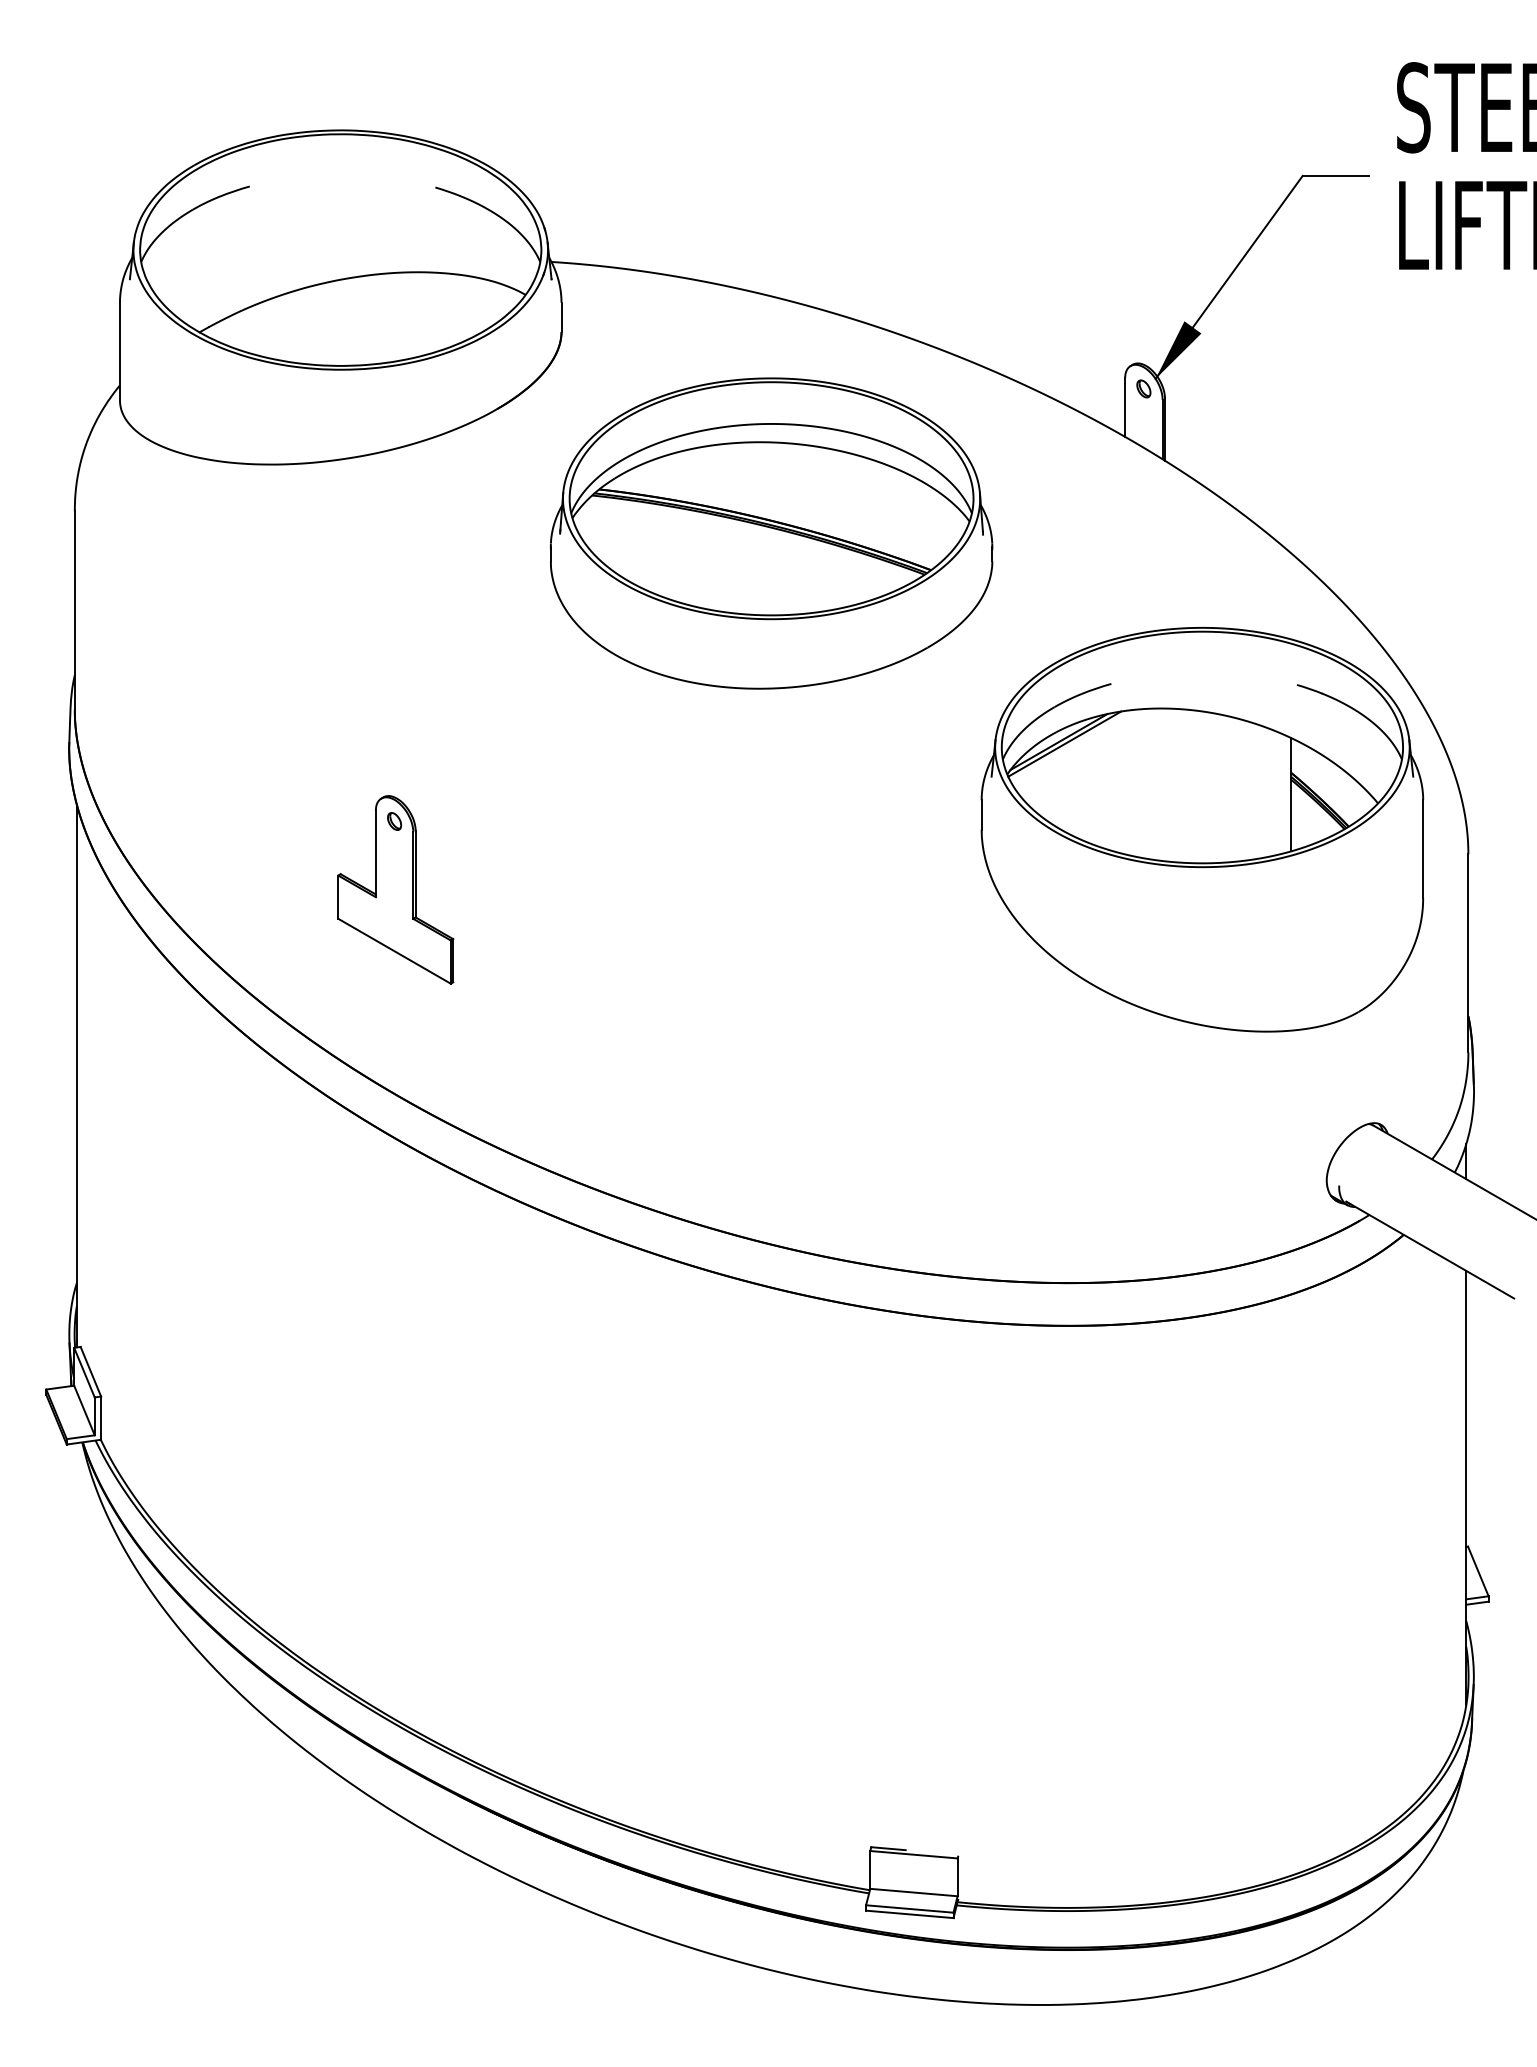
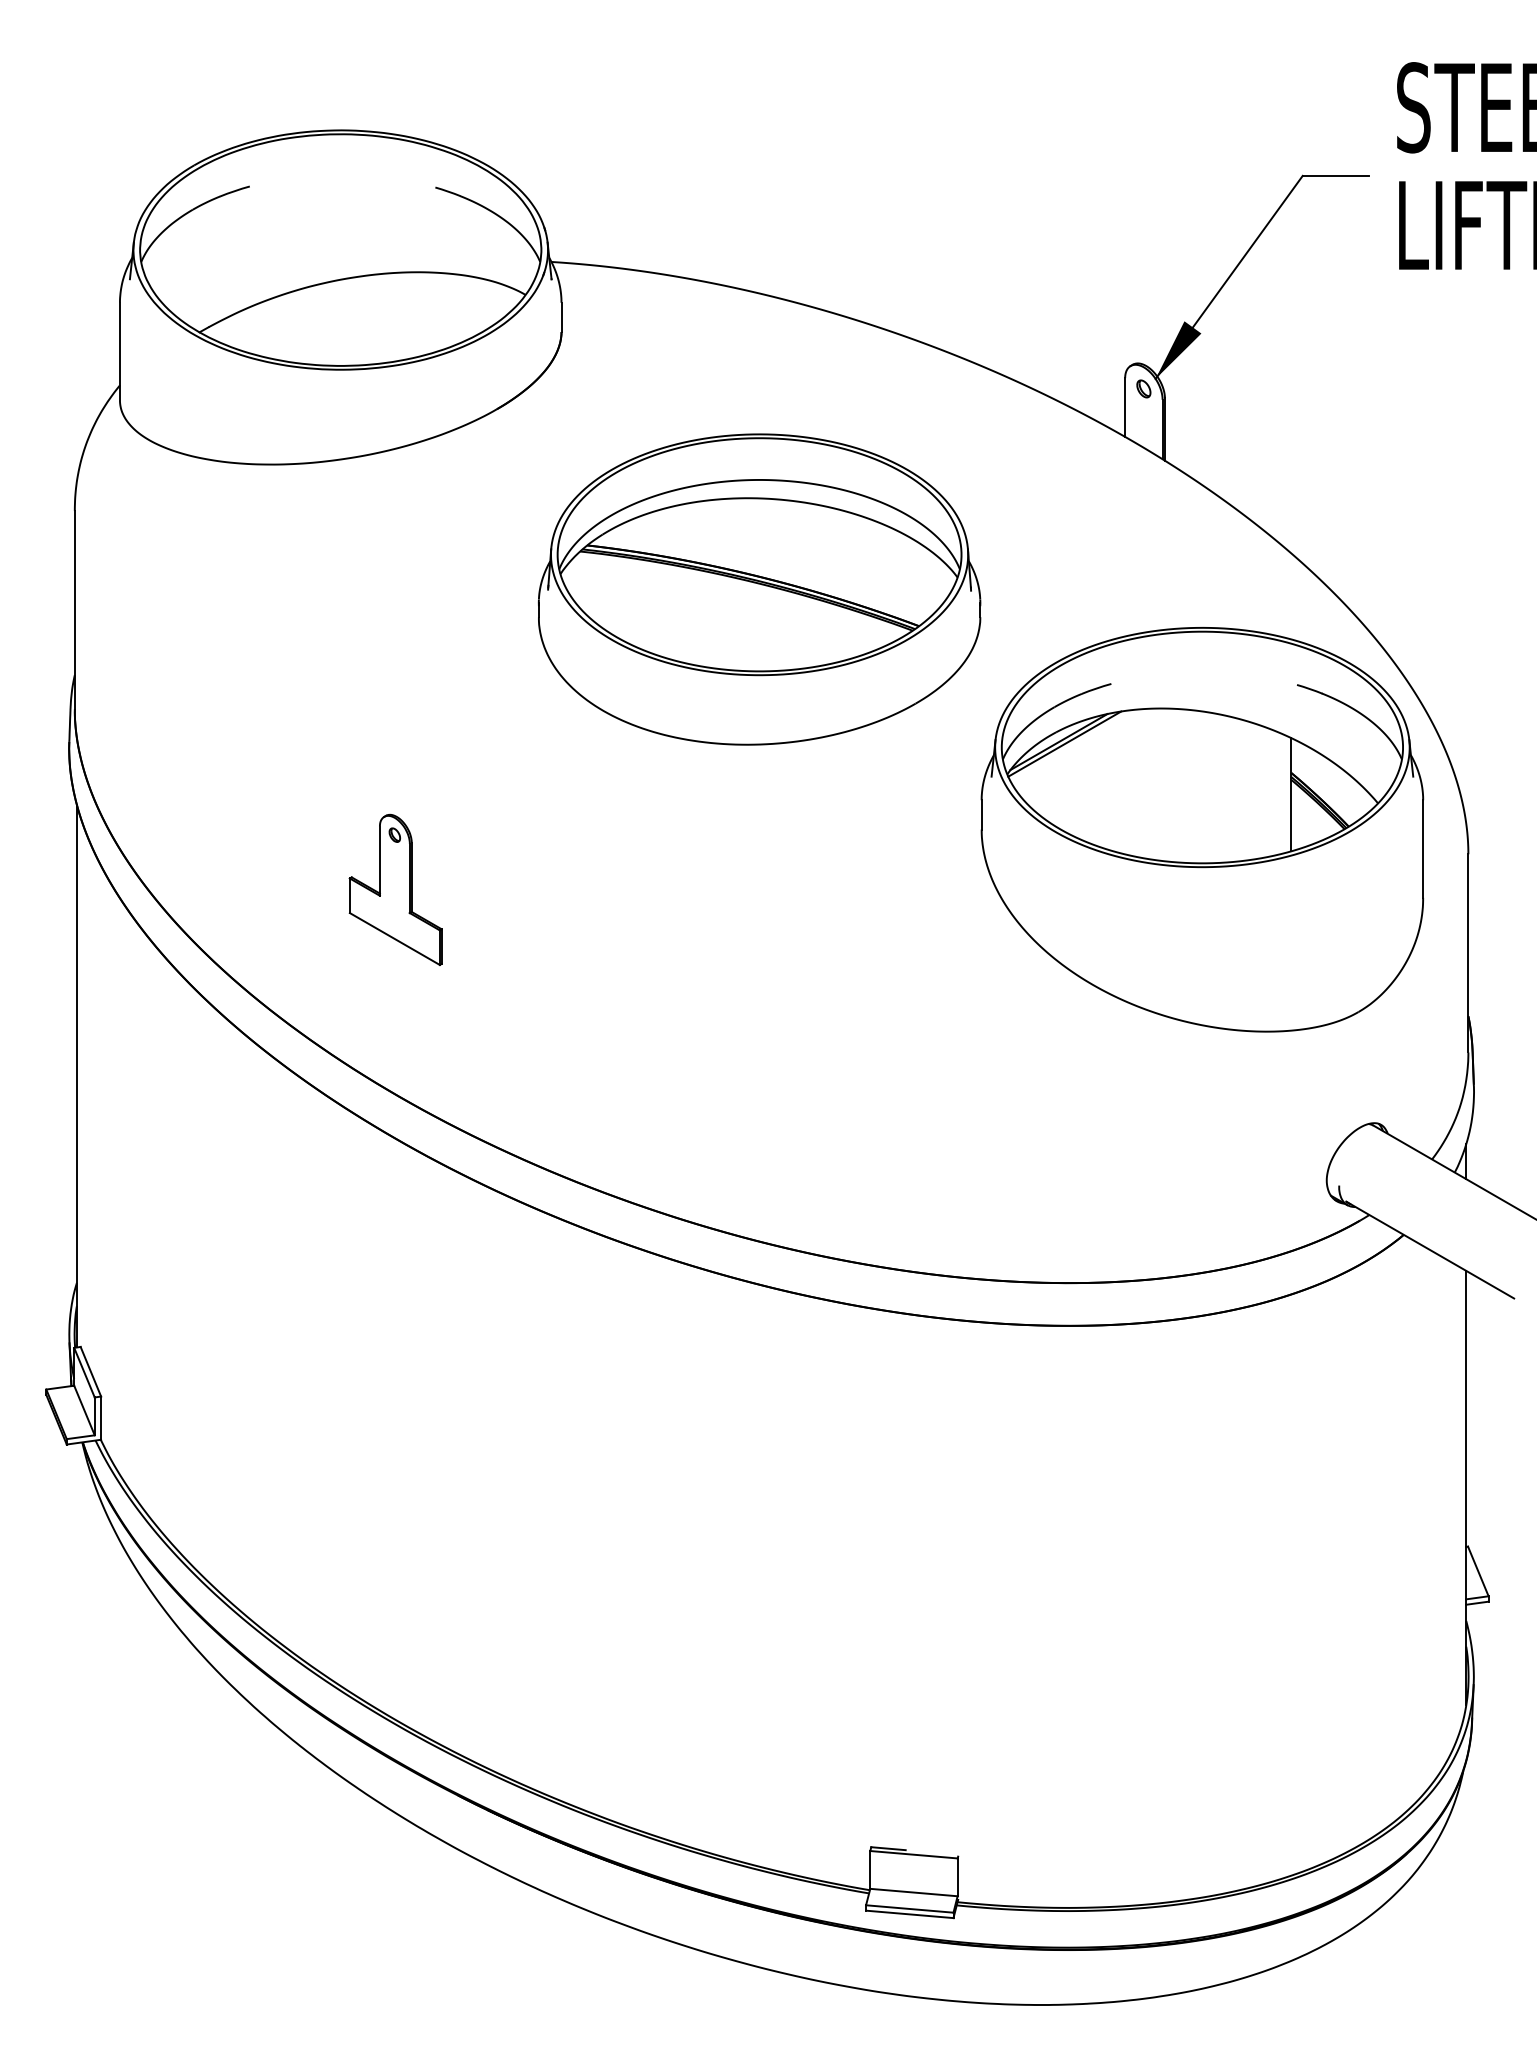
part position: (771, 533) -> (759, 589) (759, 589)
part size: 118x190 px -> 95x153 px (395, 889)
